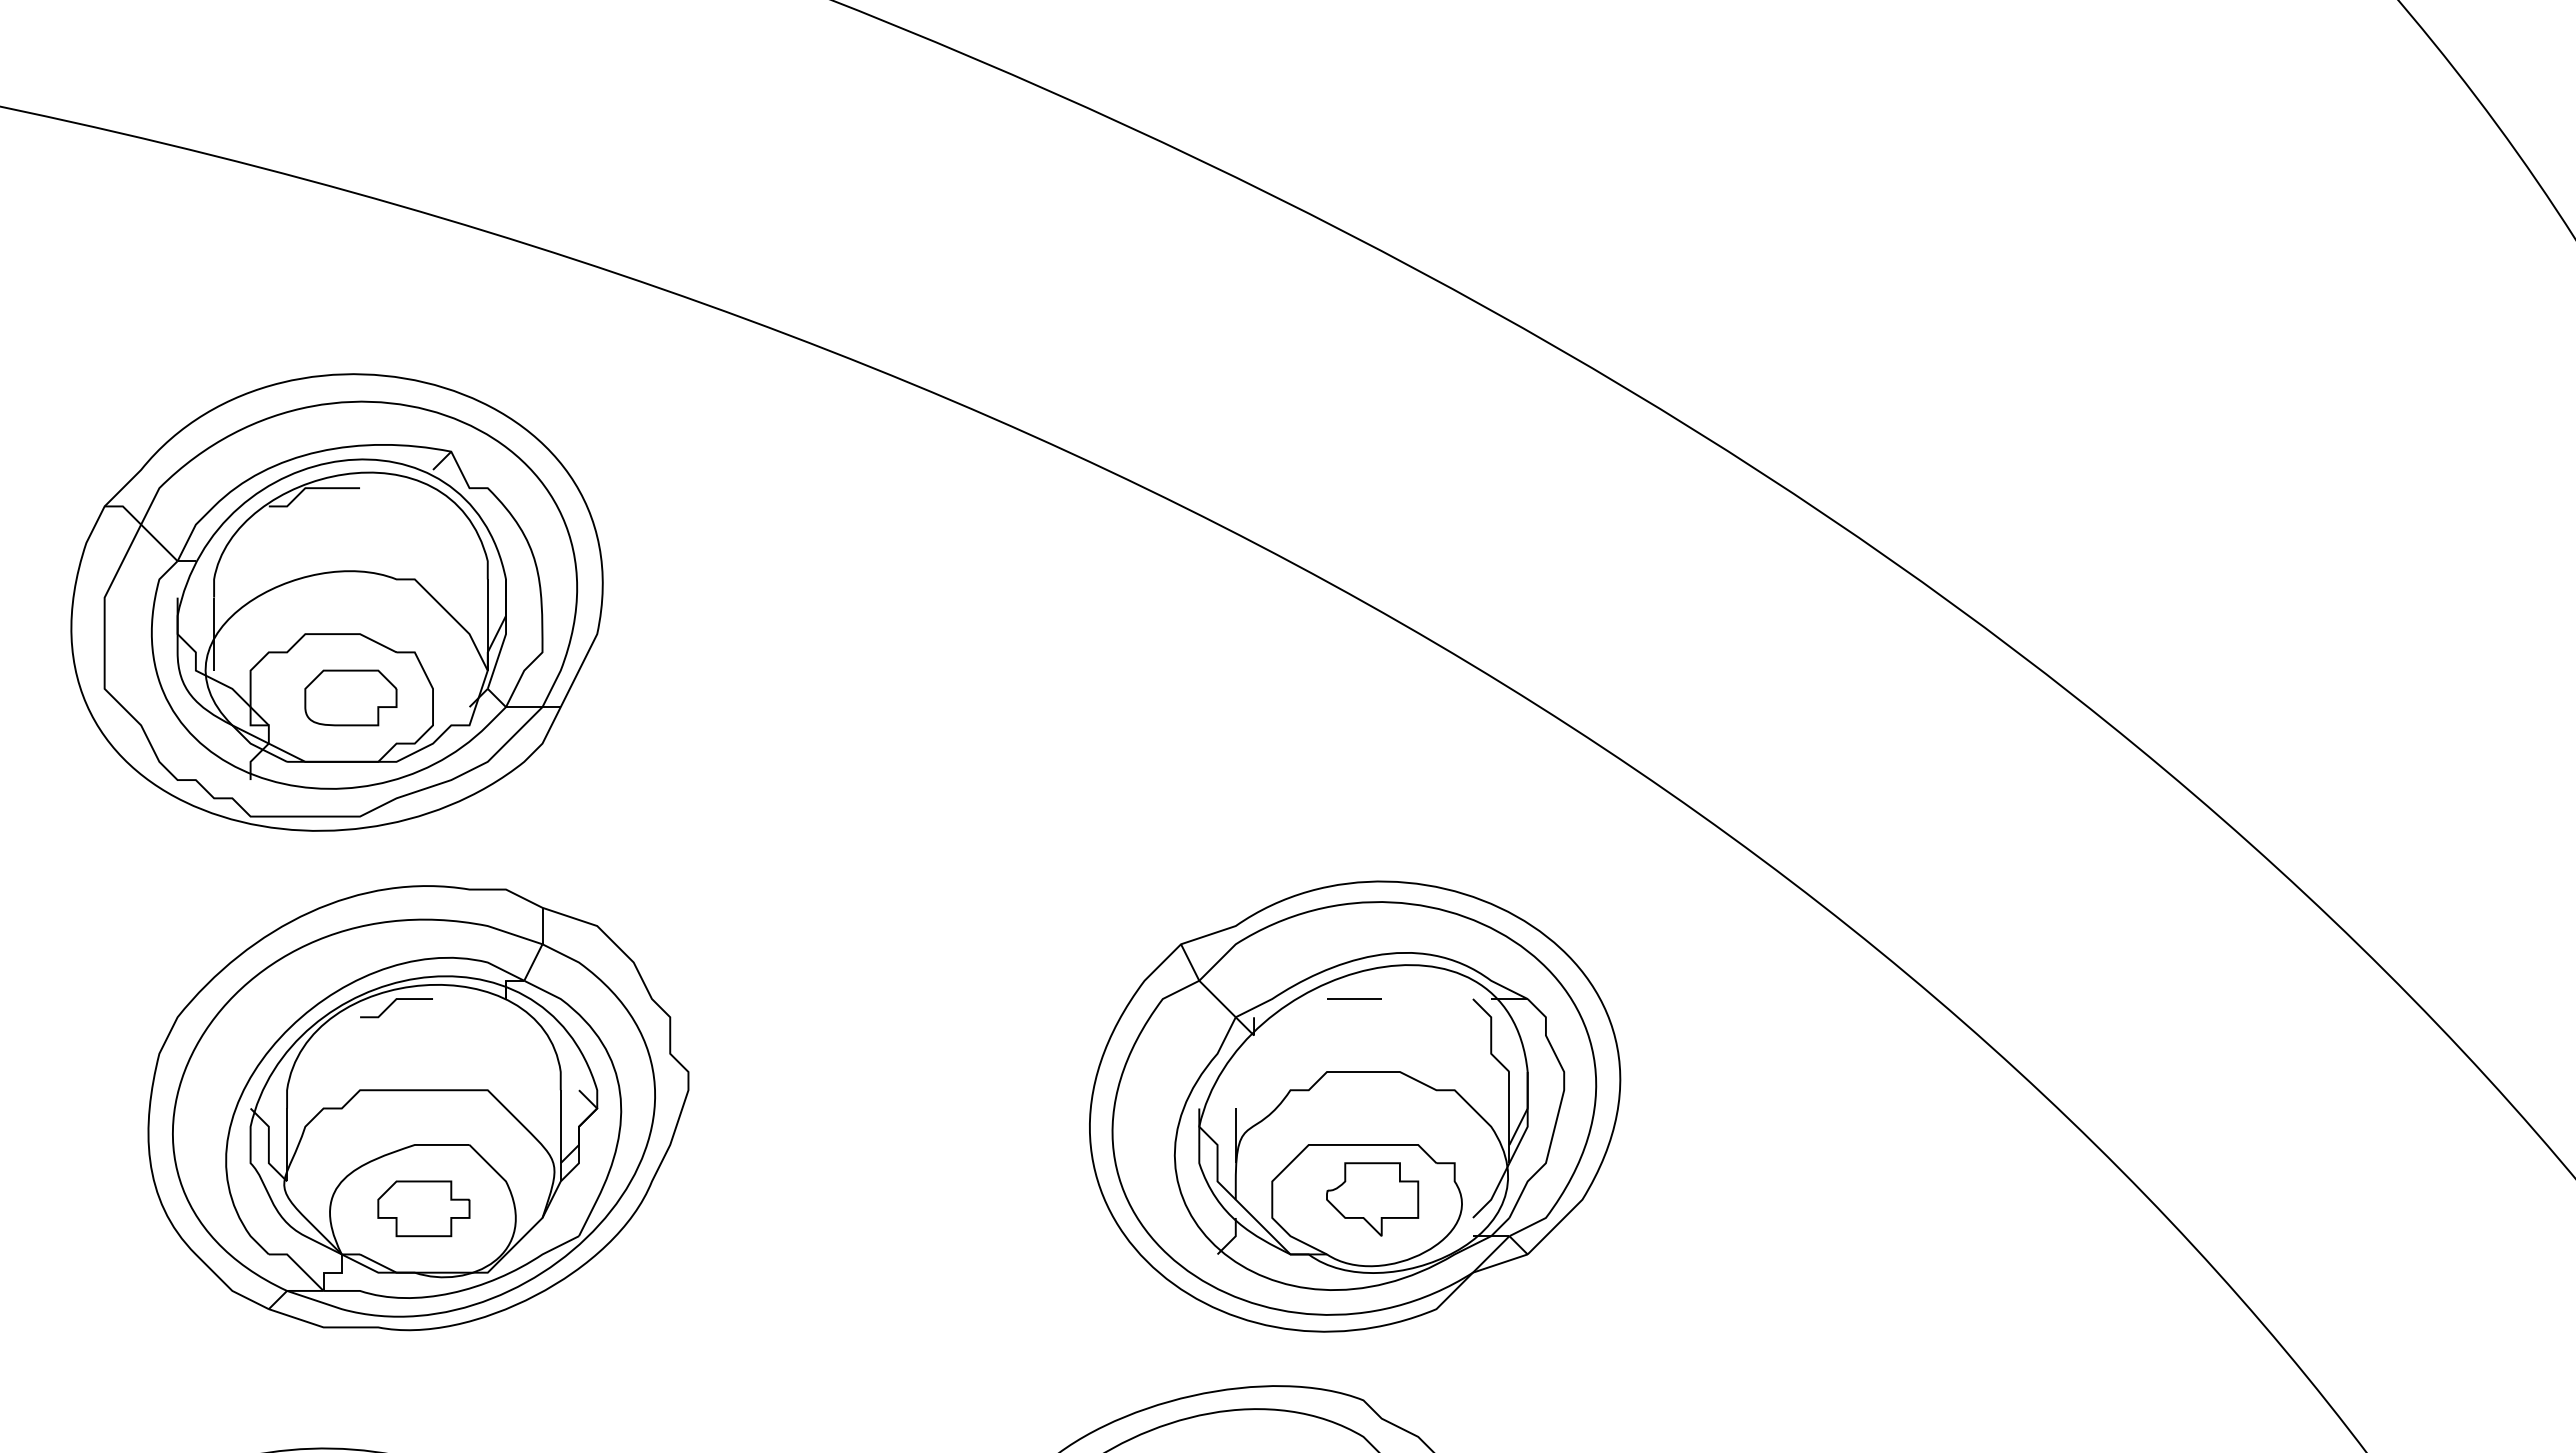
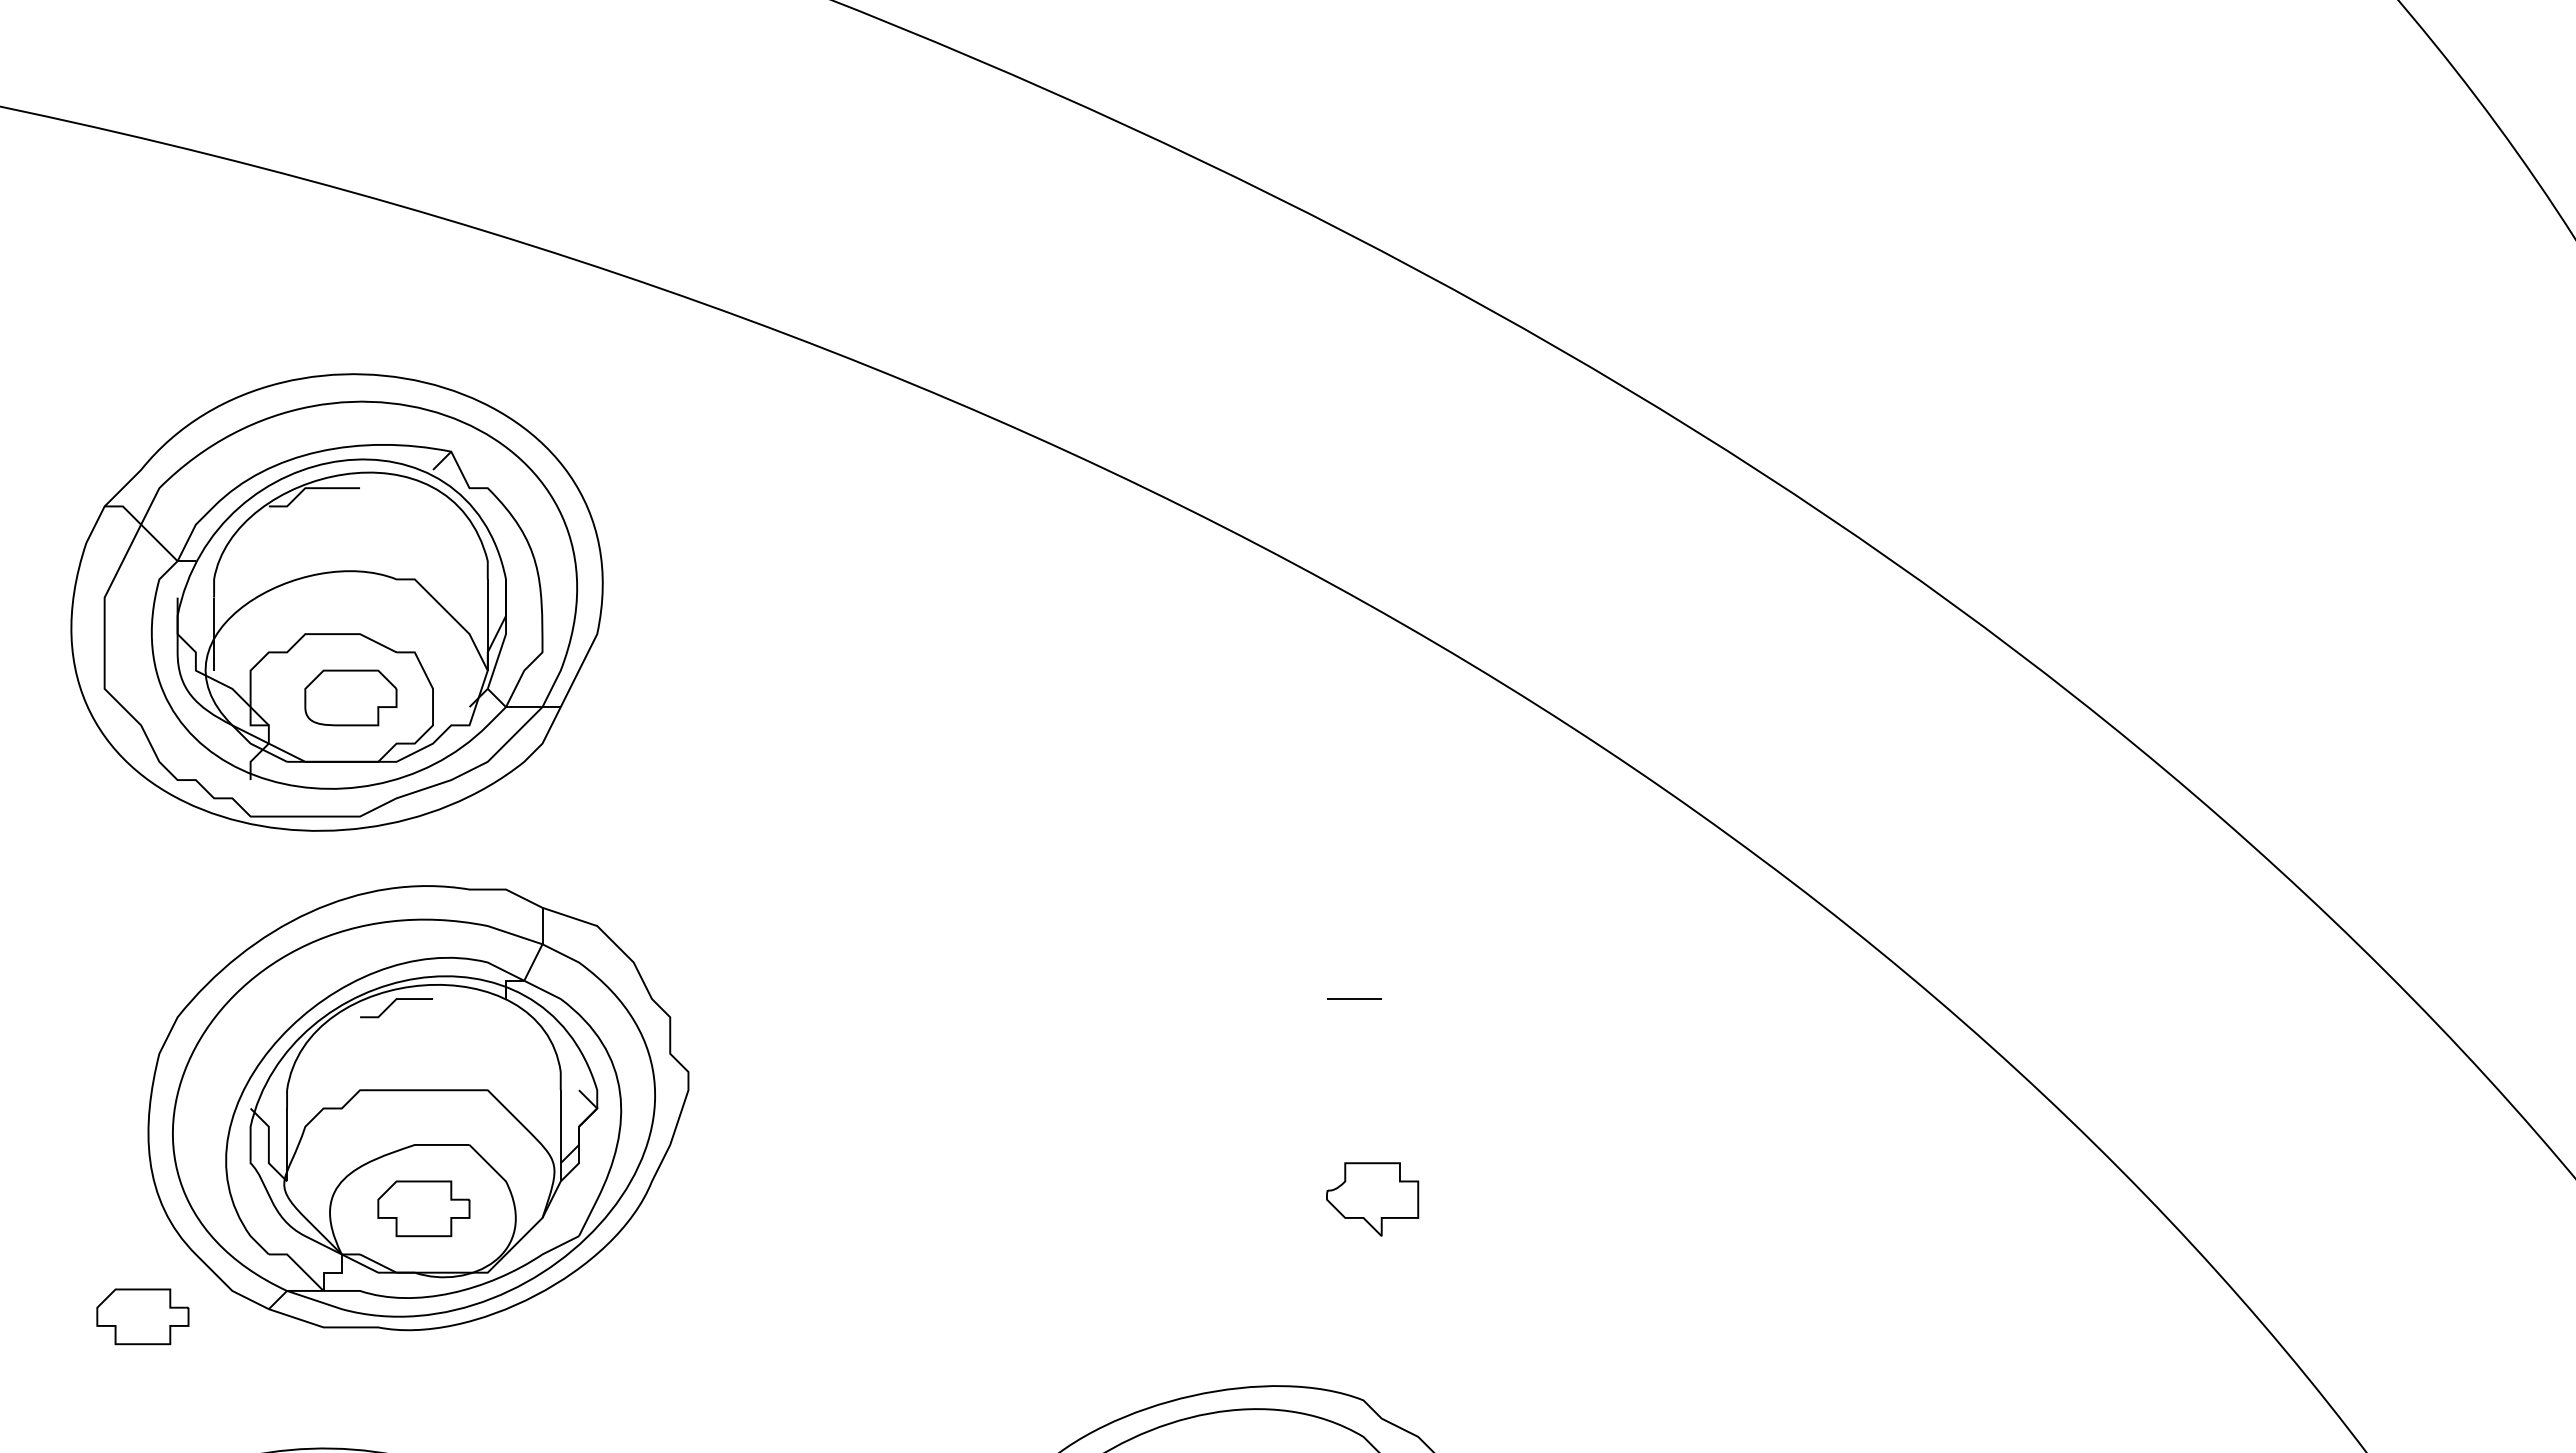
part: present -> none (1355, 1106)
part: none -> present (142, 1316)
